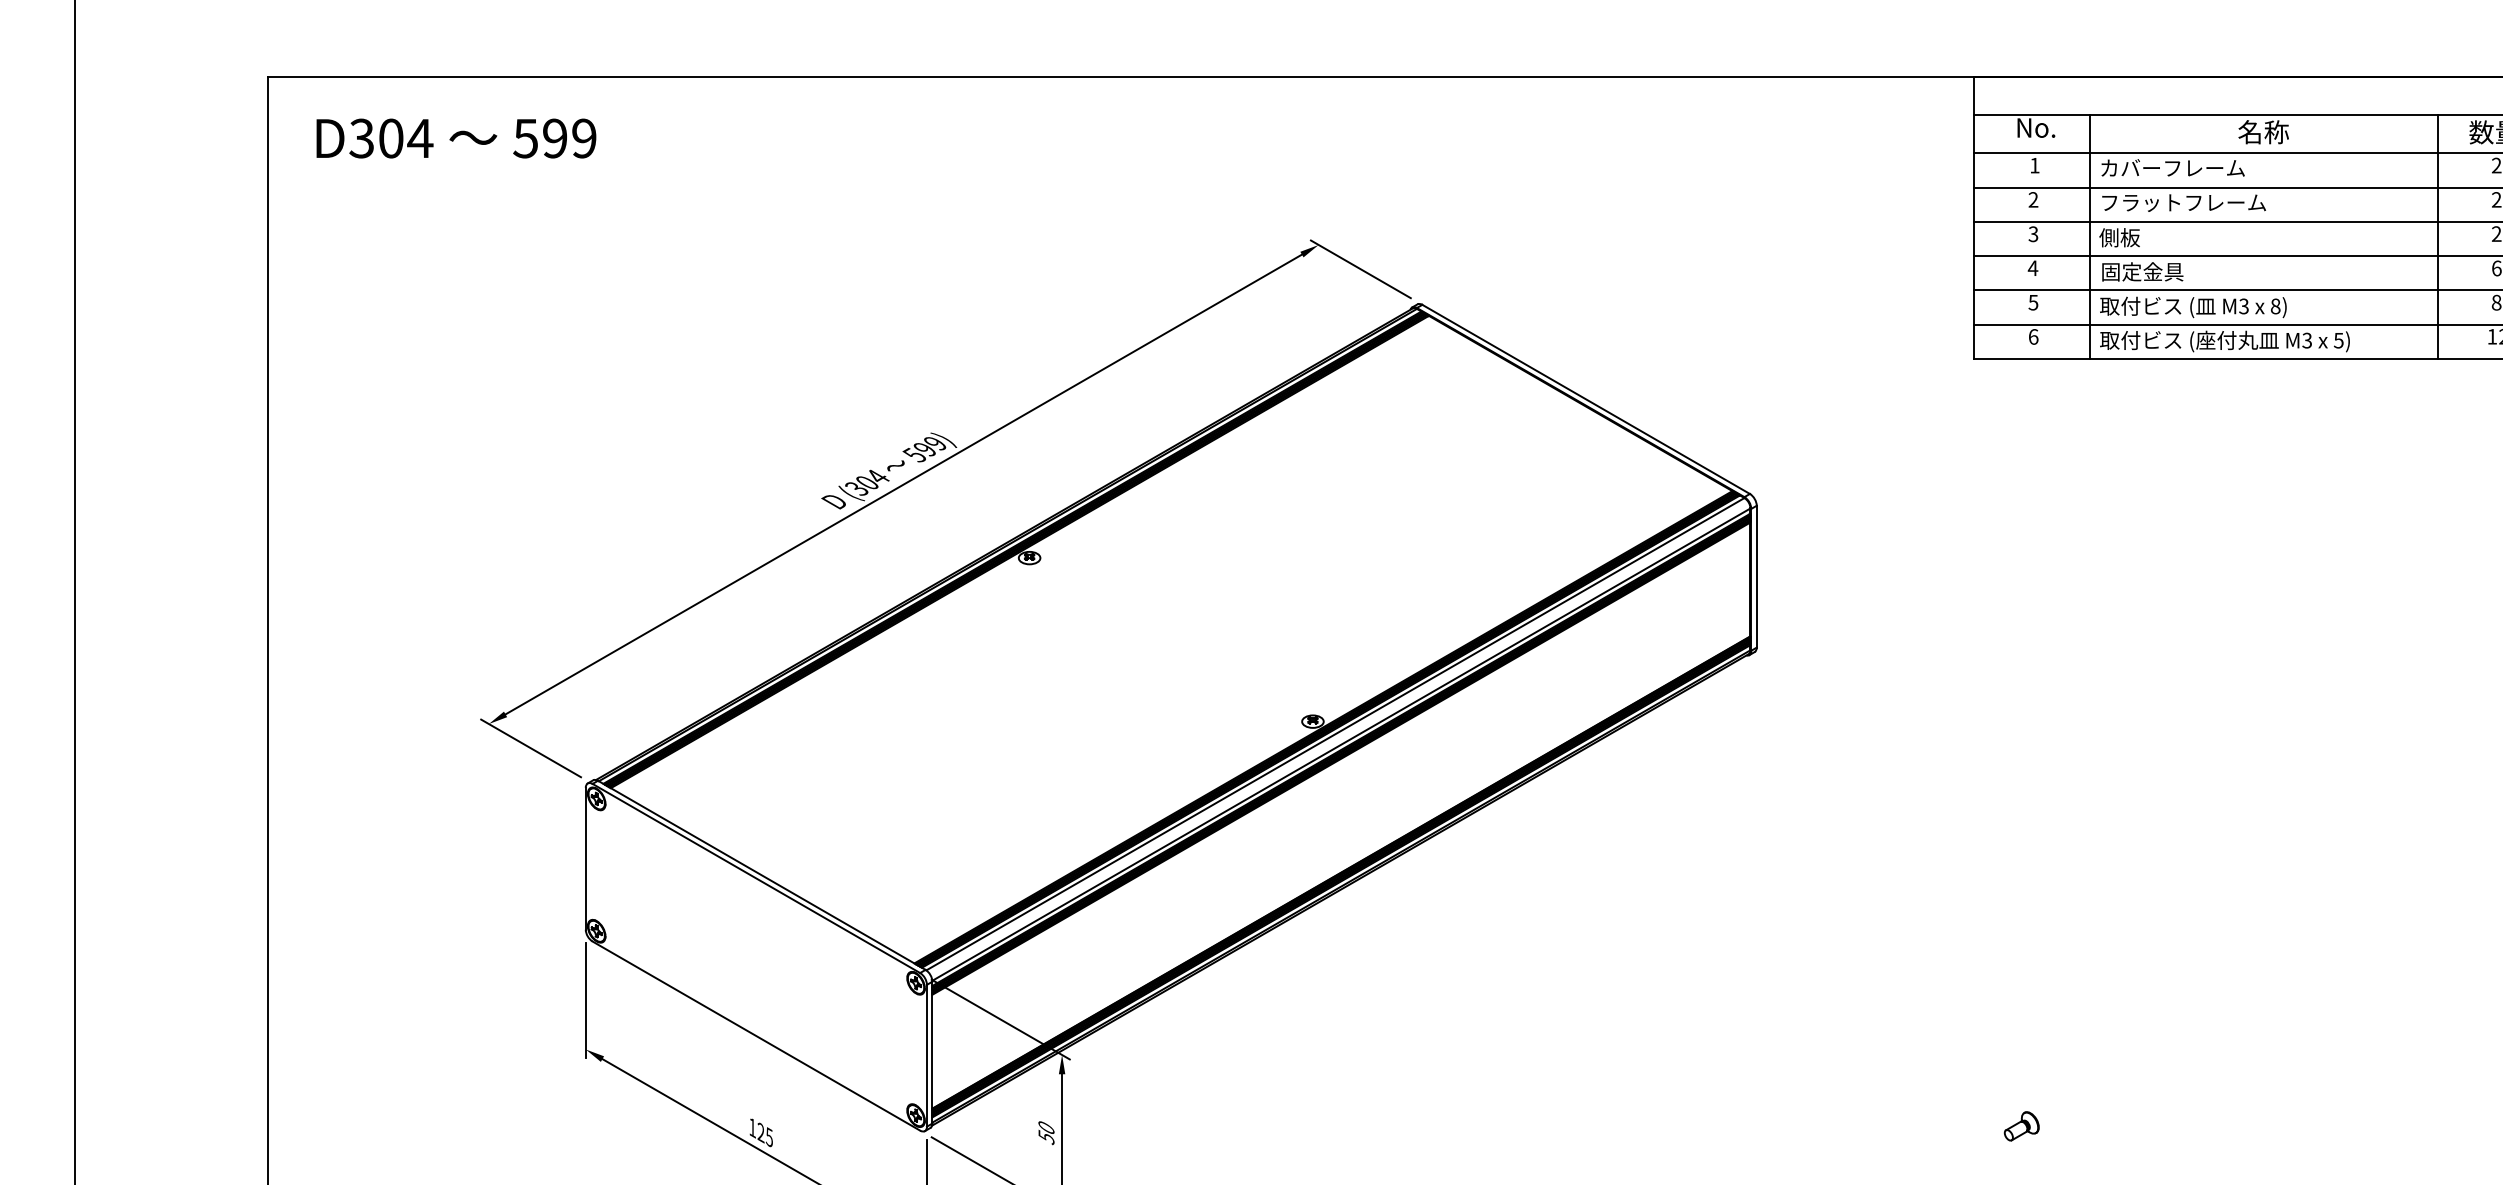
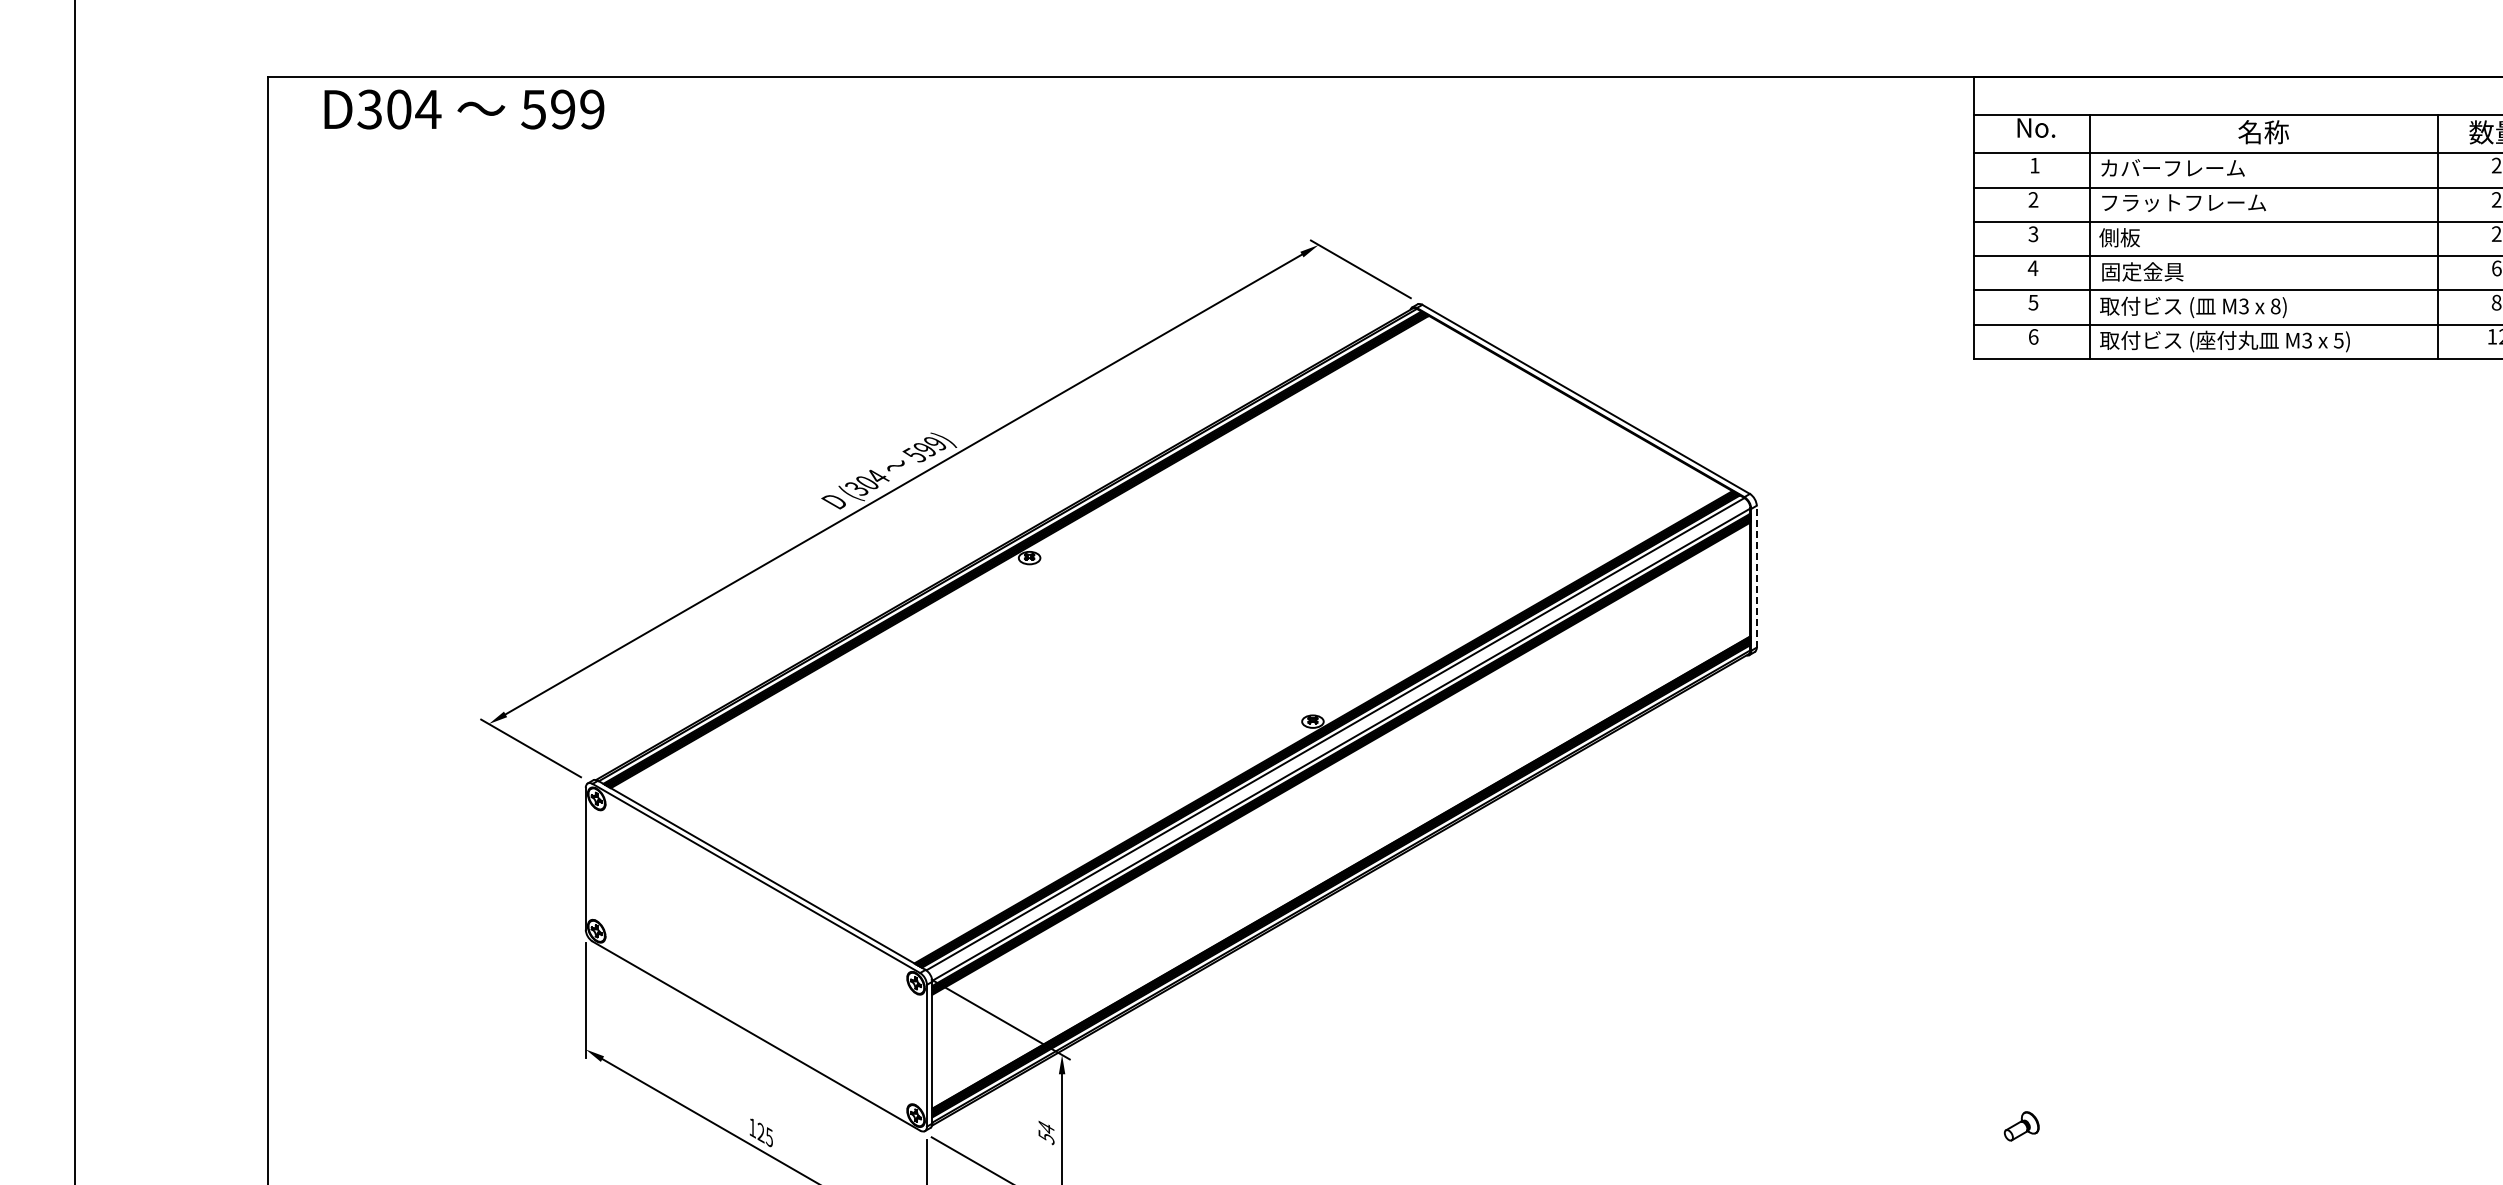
text position: (456, 138) -> (464, 109) (464, 109)
line: solid -> dashed (1756, 576)
text: 50 -> 54 (1046, 1126)
